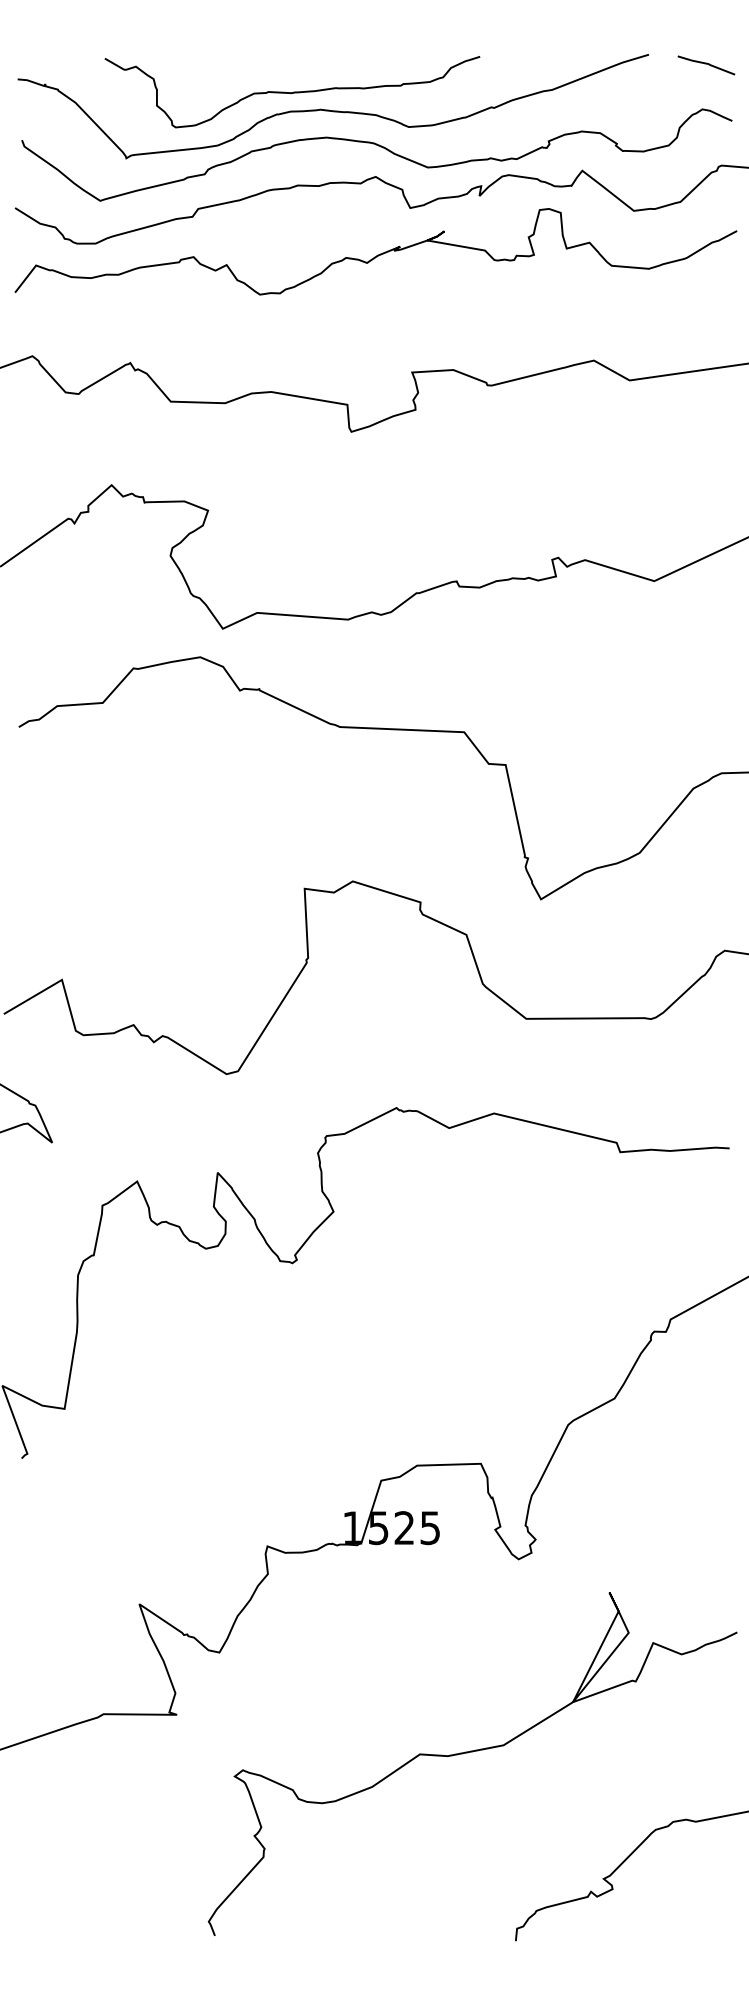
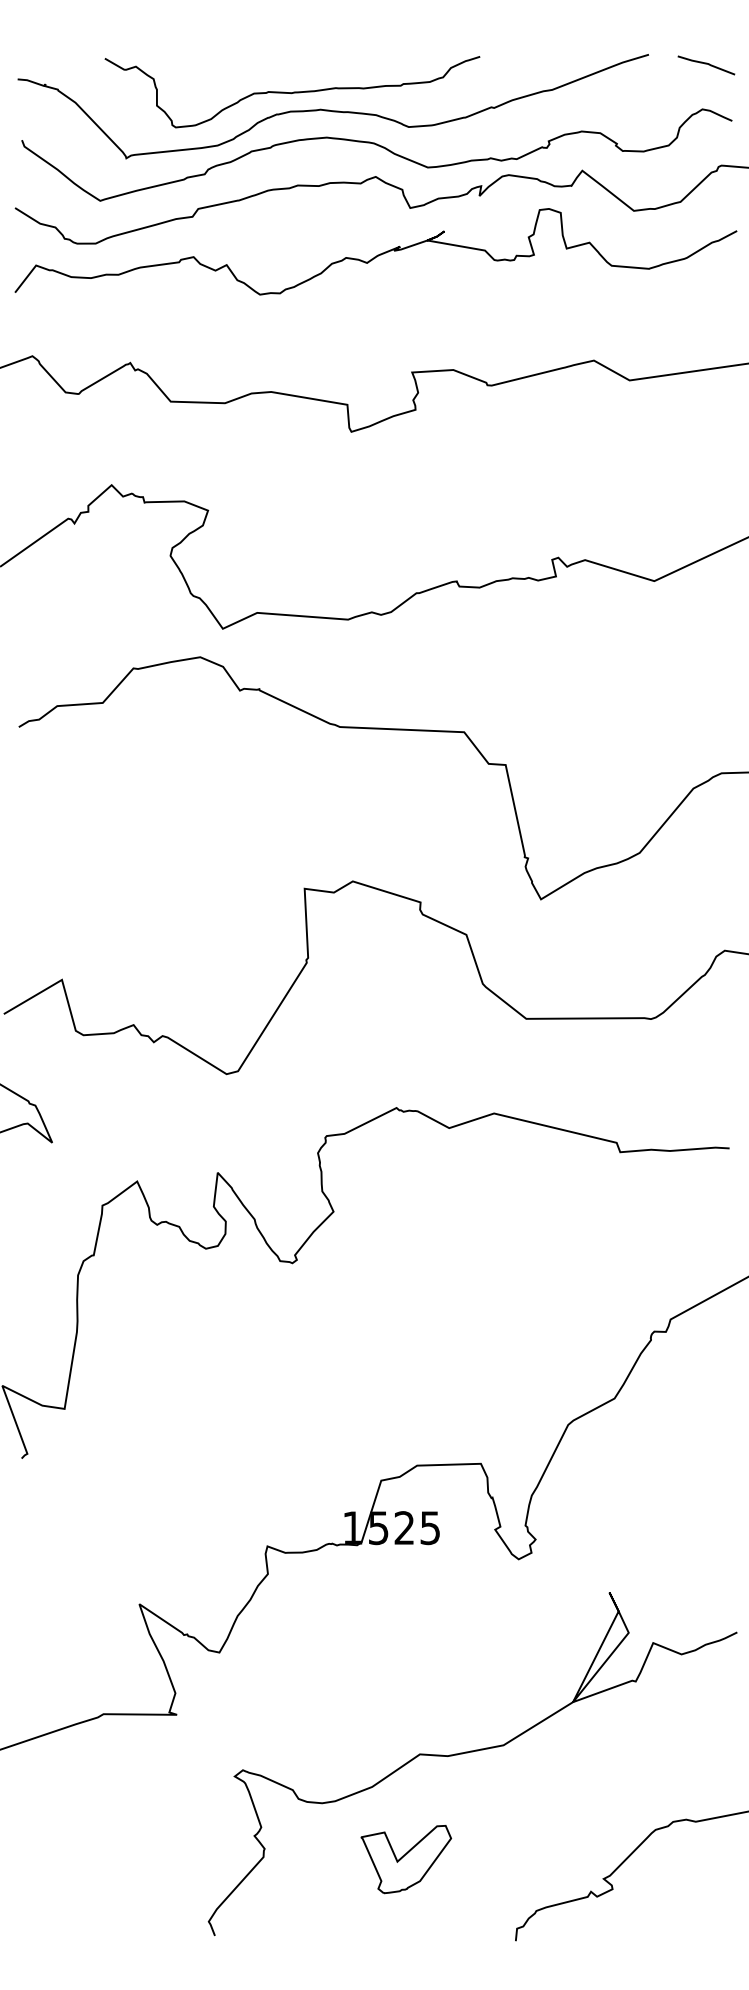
part: none -> present (406, 1859)
